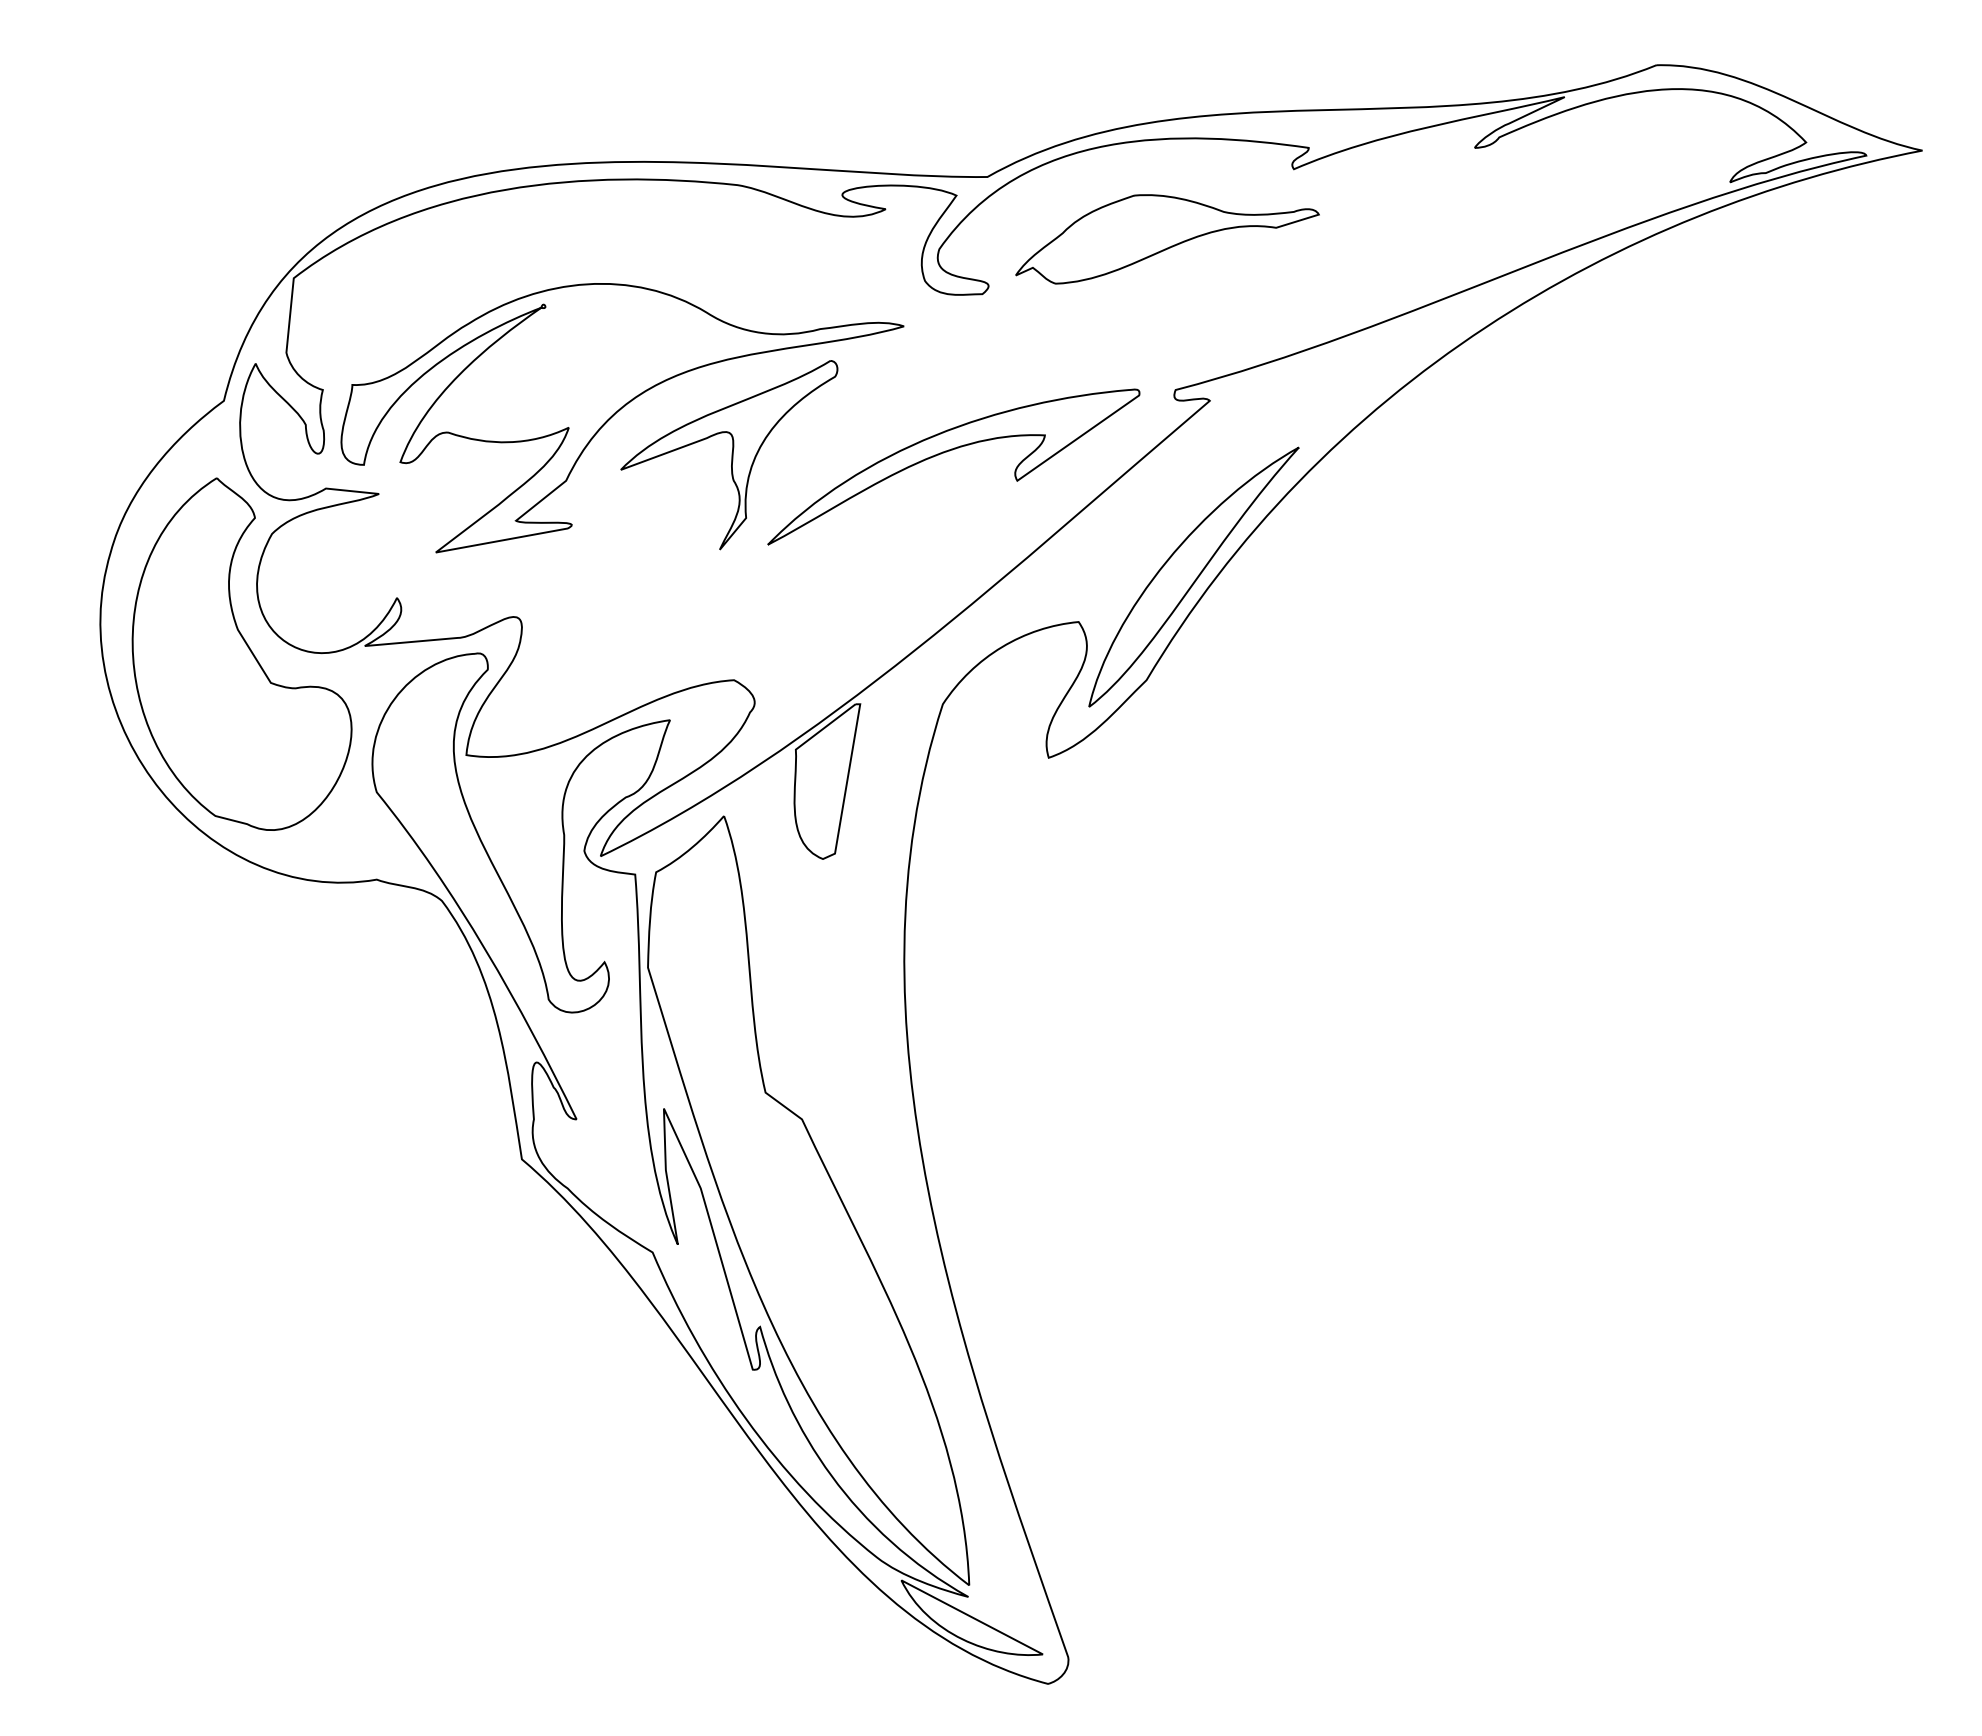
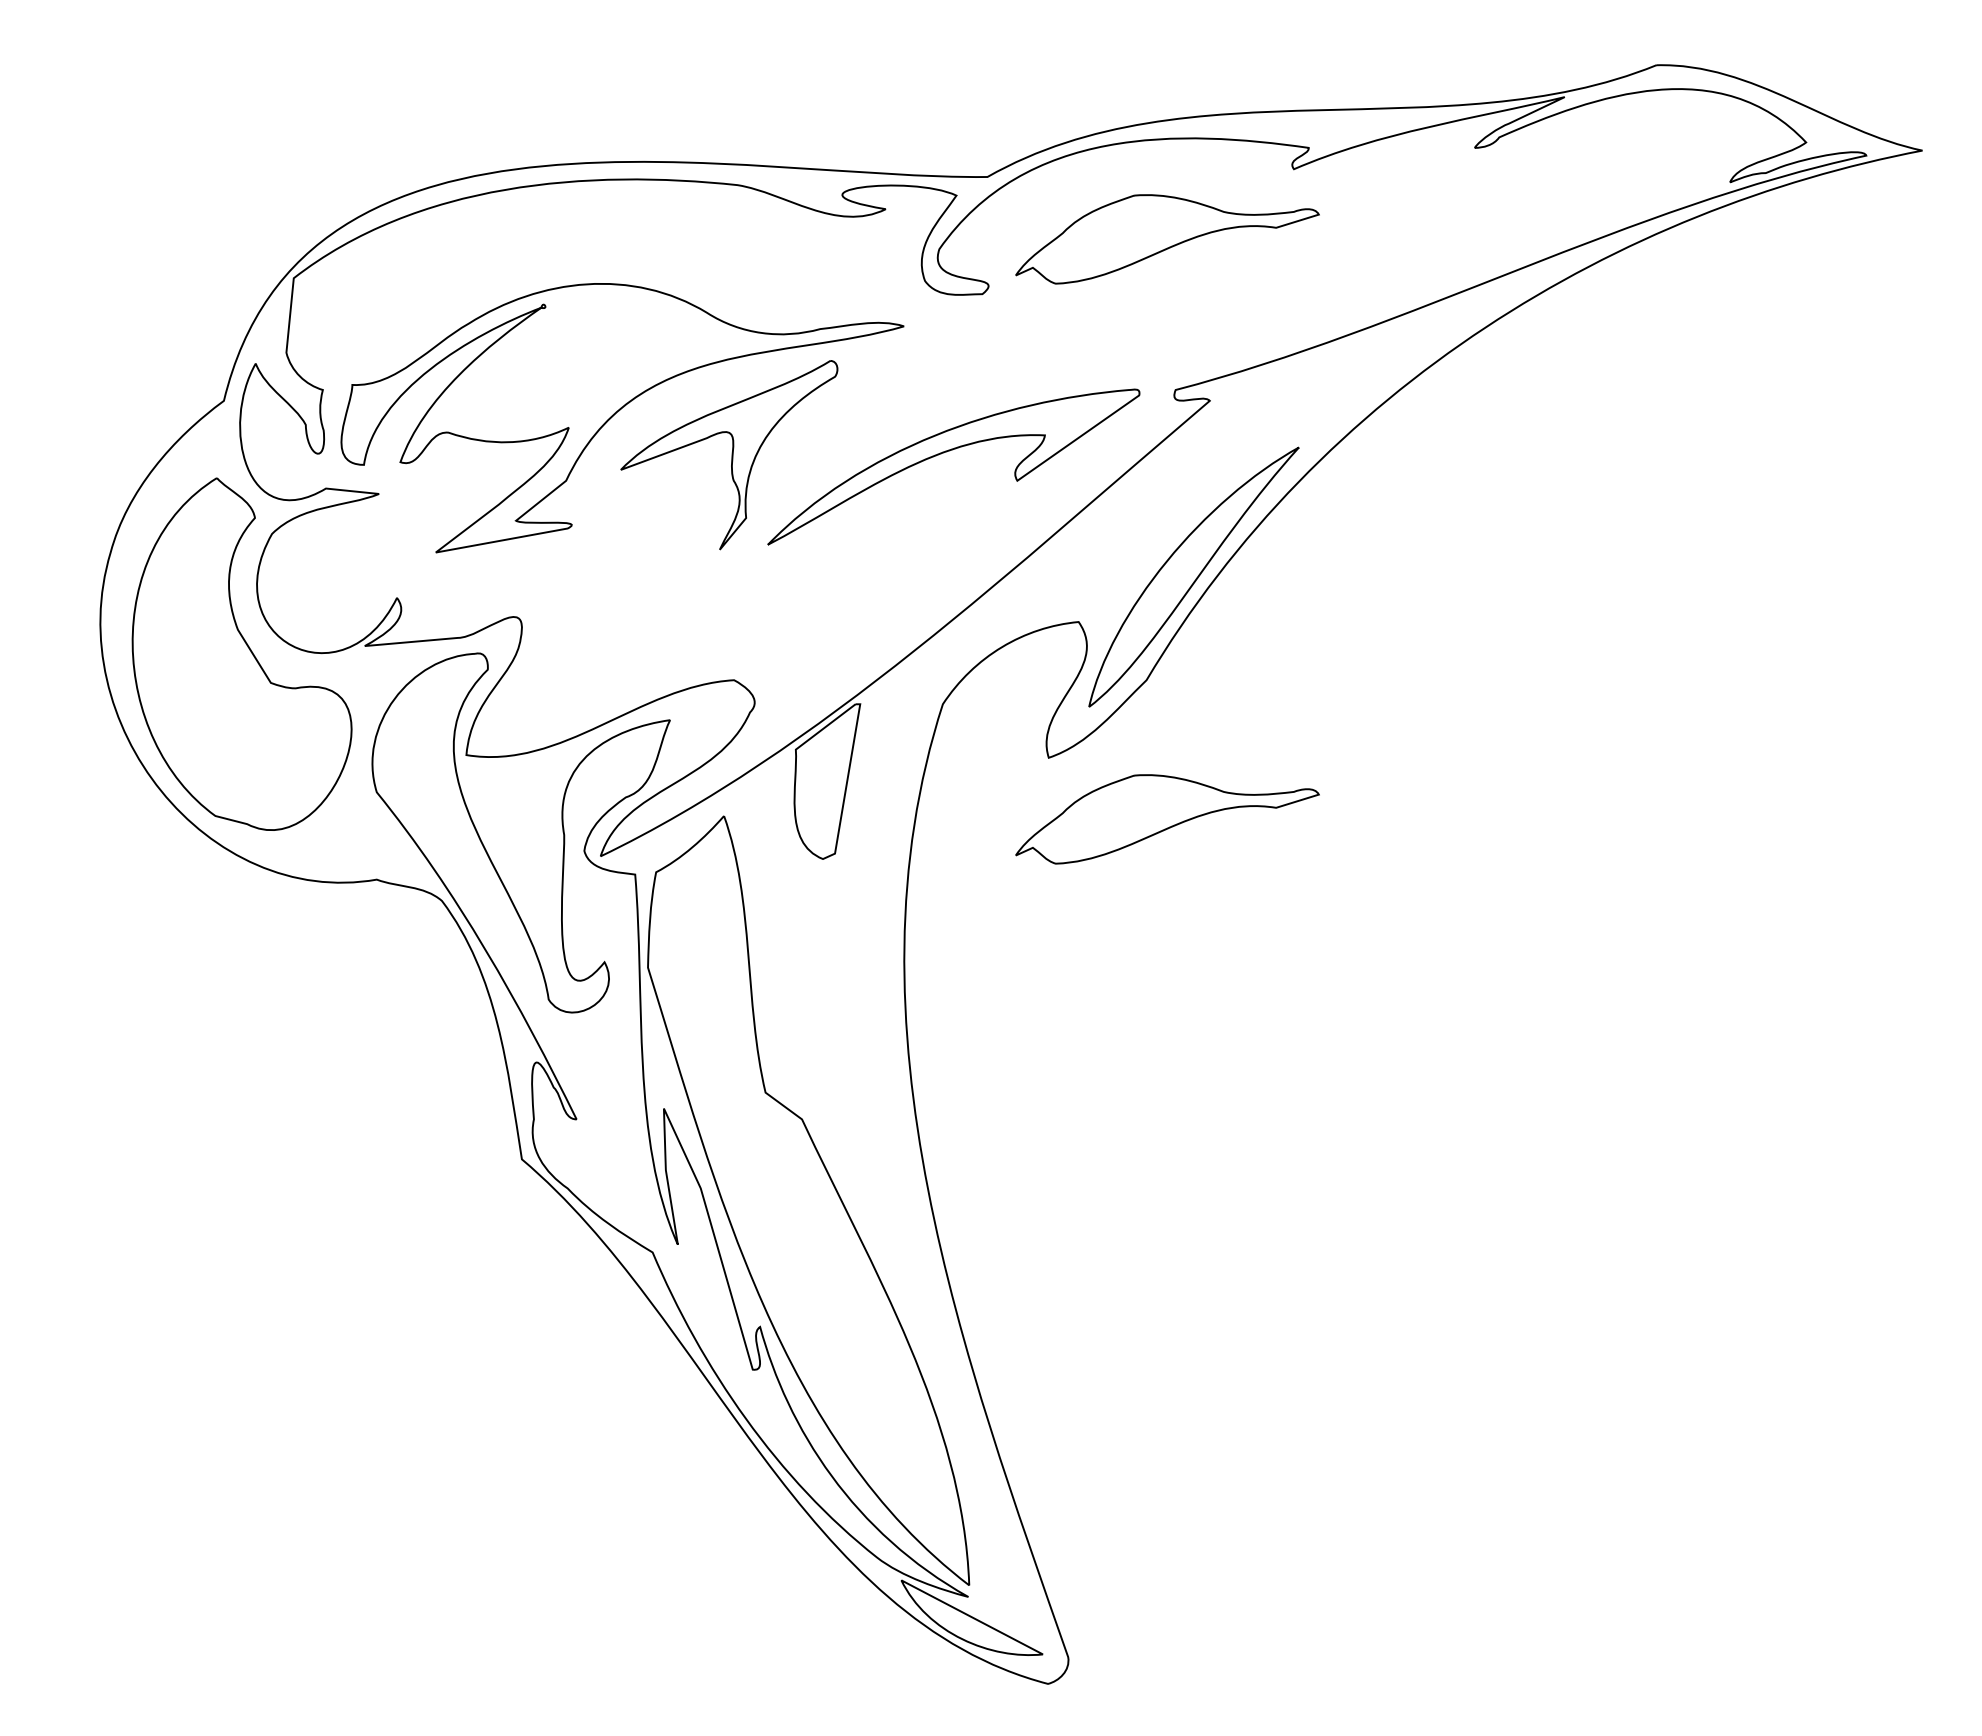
part: none -> present (1167, 819)
